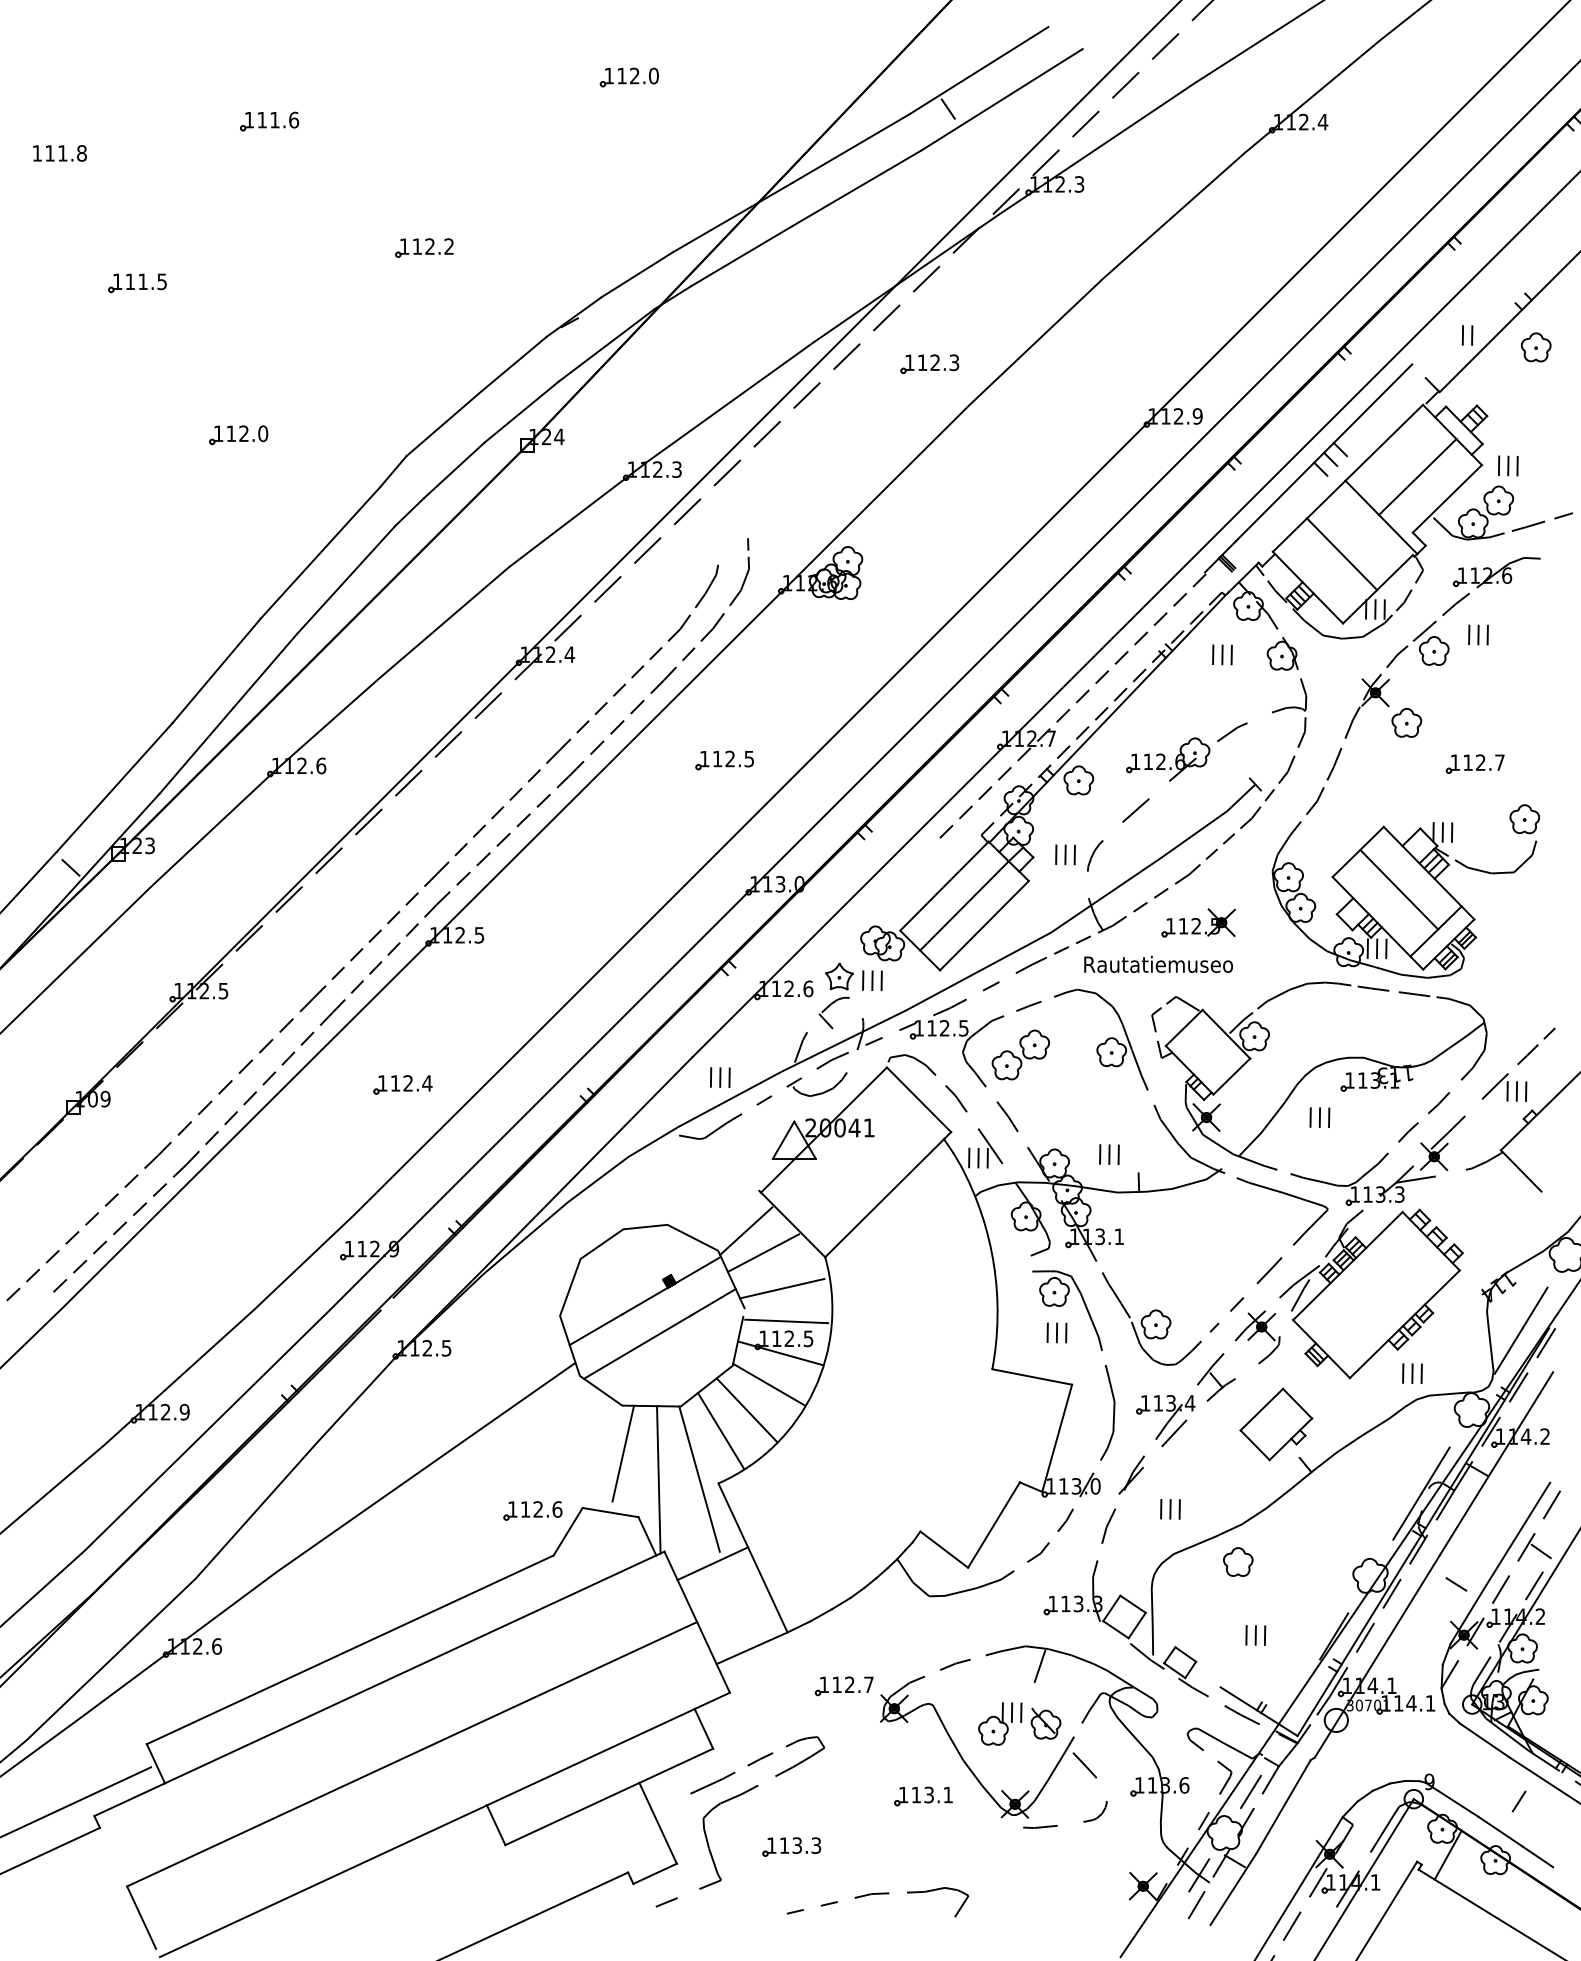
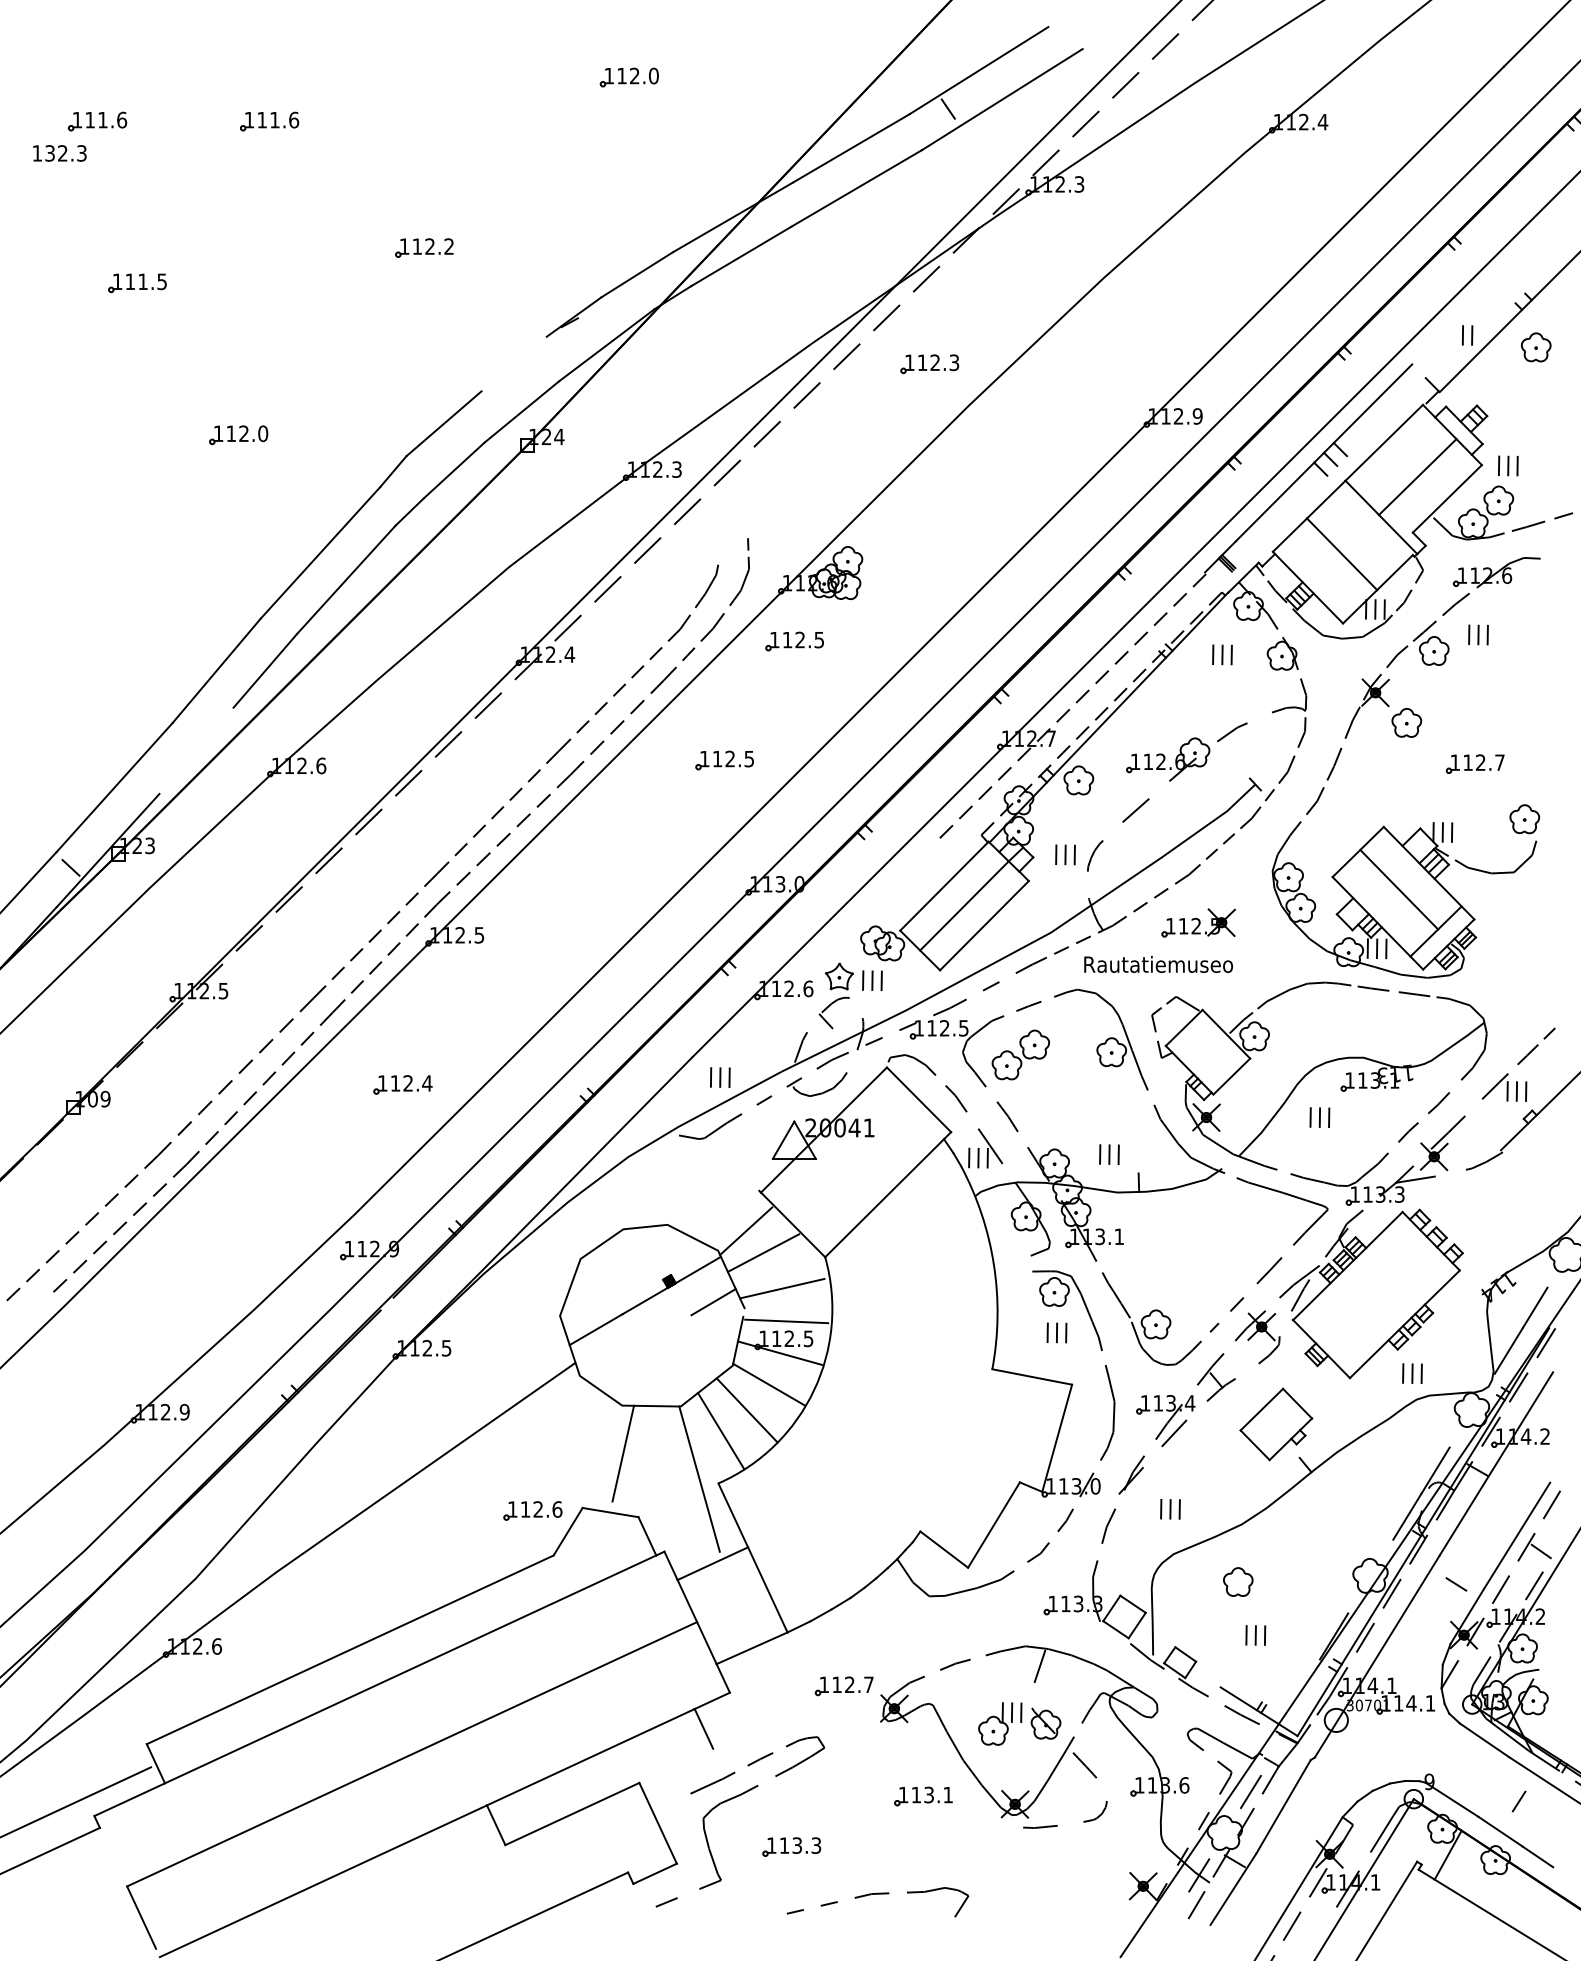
part: none -> present (97, 121)
text: 111.8 -> 132.3 (65, 153)
line: present -> none (513, 363)
part: none -> present (794, 641)
line: present -> none (196, 750)
line: present -> none (1520, 1170)
line: present -> none (637, 1346)
line: present -> none (658, 1479)
part position: (1238, 1561) -> (1238, 1581) (1238, 1581)
line: present -> none (676, 1765)
